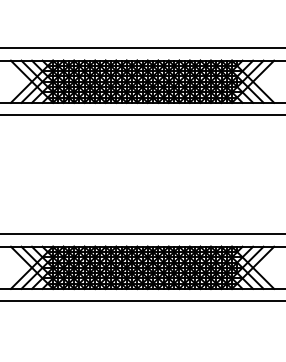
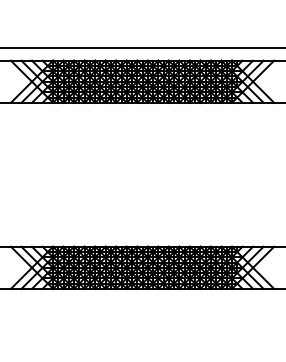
line: present -> none (142, 115)
line: present -> none (142, 234)
line: present -> none (142, 301)
